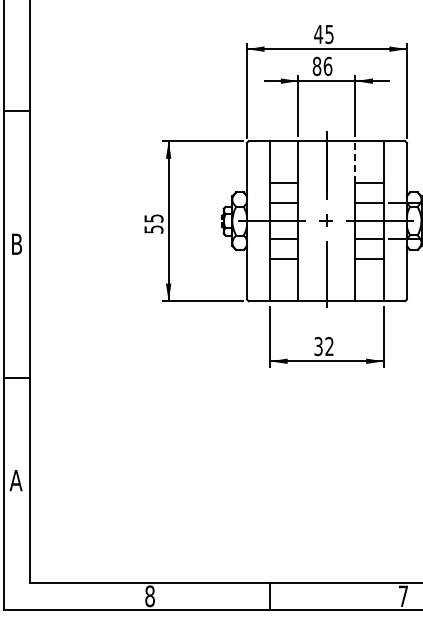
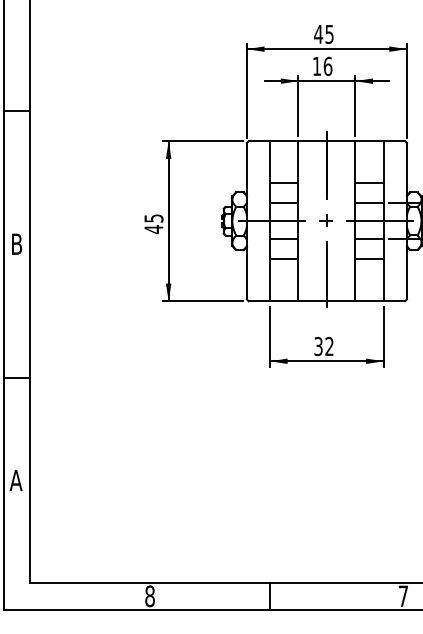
text: 86 -> 16 (316, 65)
line: dashed -> solid (355, 161)
text: 55 -> 45 (153, 229)
